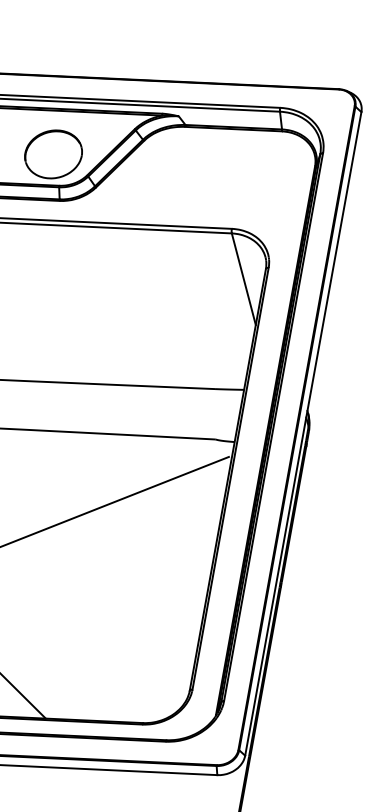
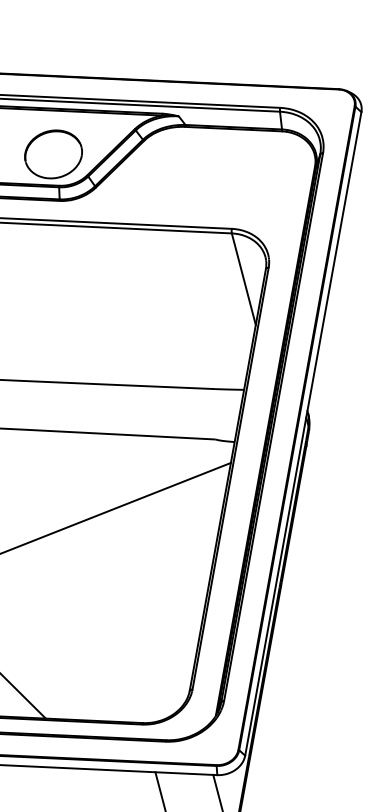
line position: (115, 501) -> (116, 507) (116, 507)
line: none -> present (159, 790)
line: none -> present (217, 791)
